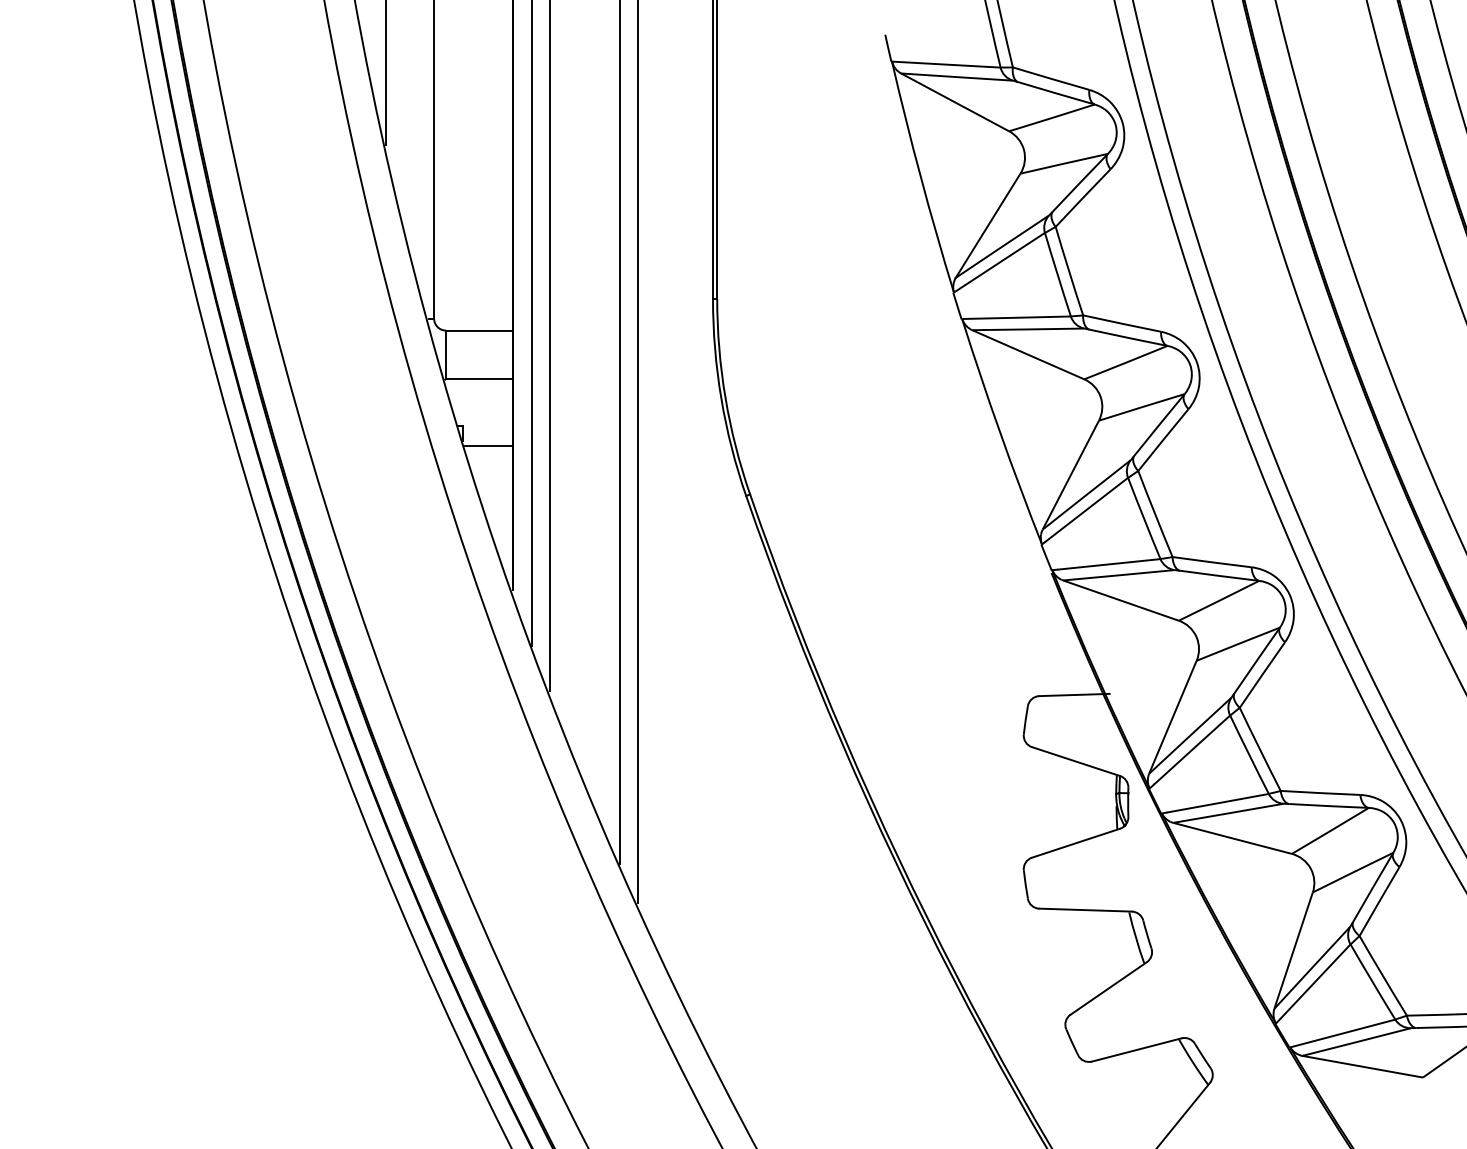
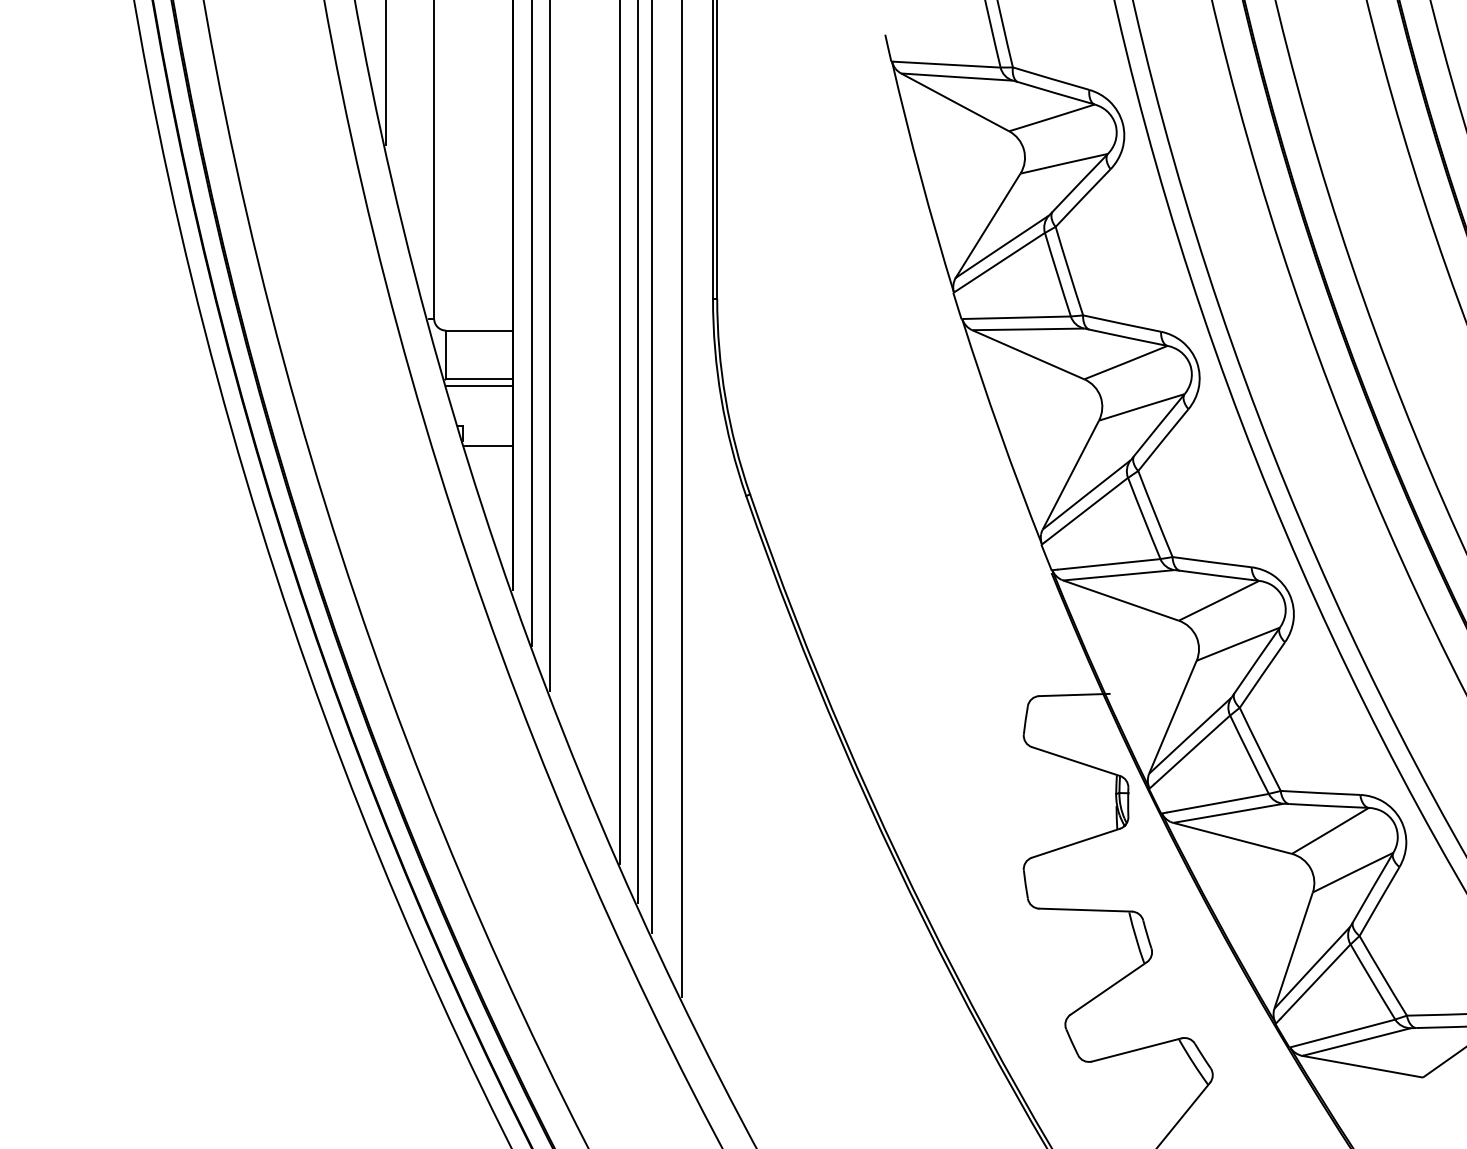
line: none -> present (479, 385)
line: none -> present (651, 467)
line: none -> present (681, 499)
